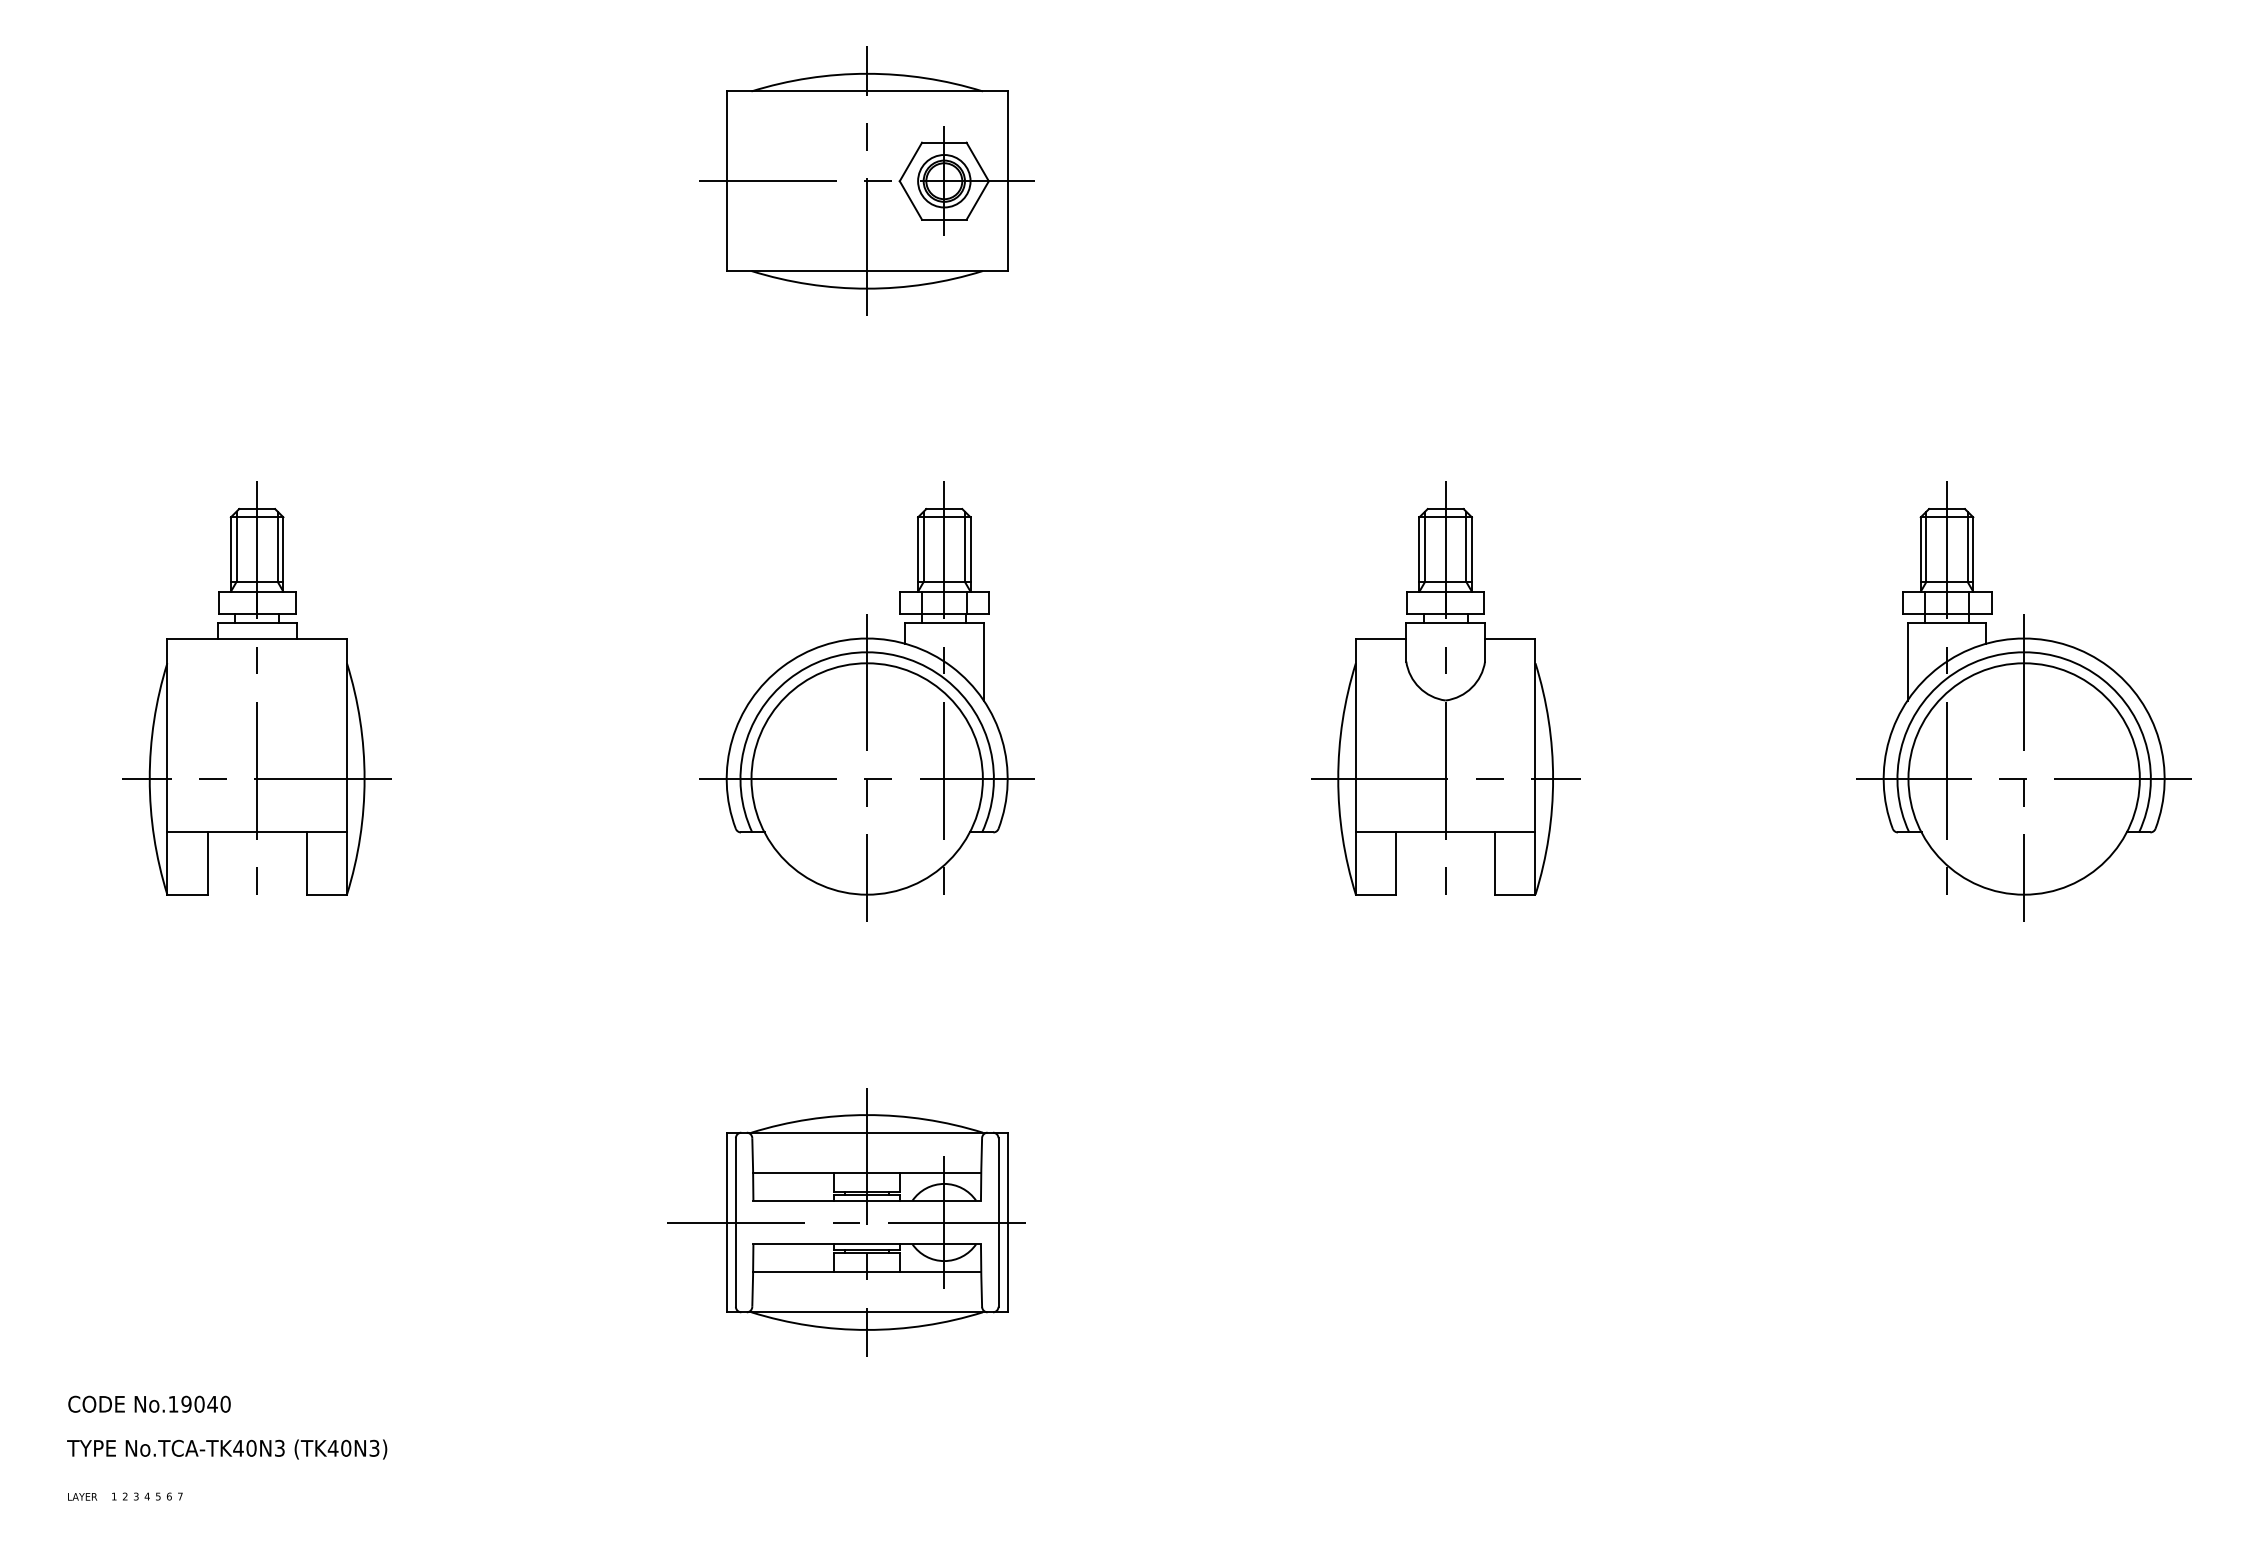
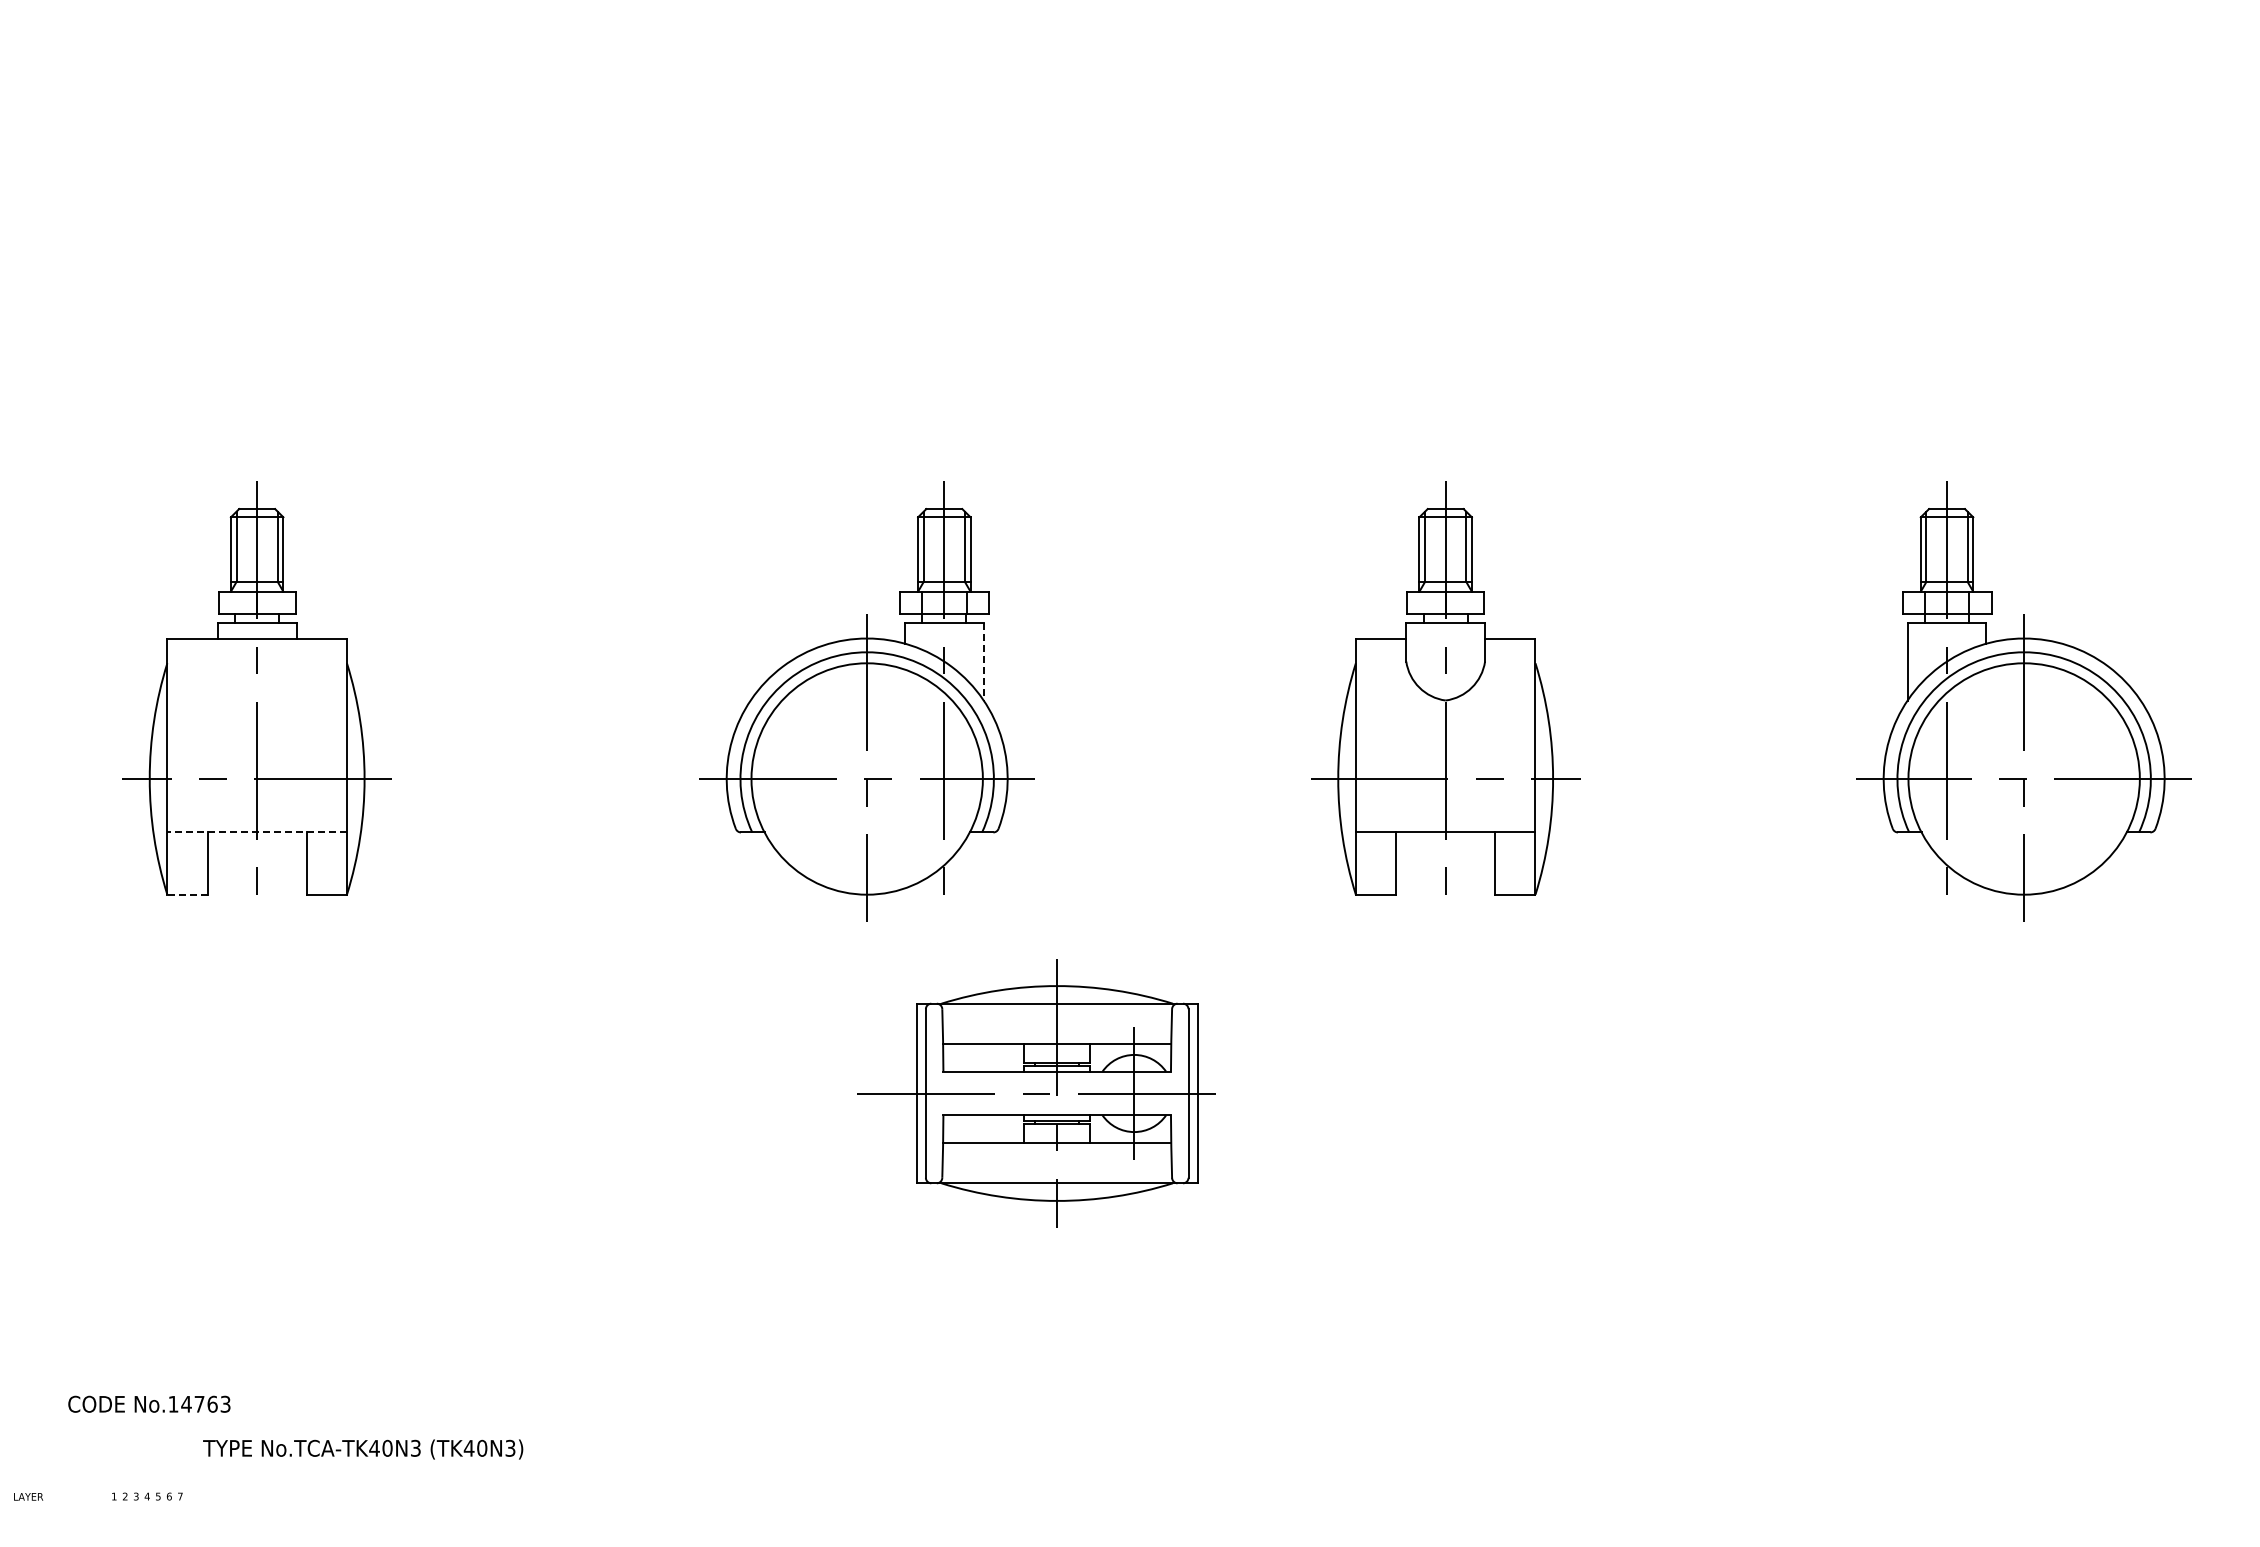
part: present -> none (866, 180)
line: solid -> dashed (983, 661)
line: solid -> dashed (257, 832)
line: solid -> dashed (186, 894)
part position: (846, 1222) -> (1036, 1093) (1036, 1093)
text: No.19040 -> No.14763 (205, 1403)
text position: (227, 1449) -> (363, 1449) (363, 1449)
text position: (82, 1496) -> (28, 1496) (28, 1496)
